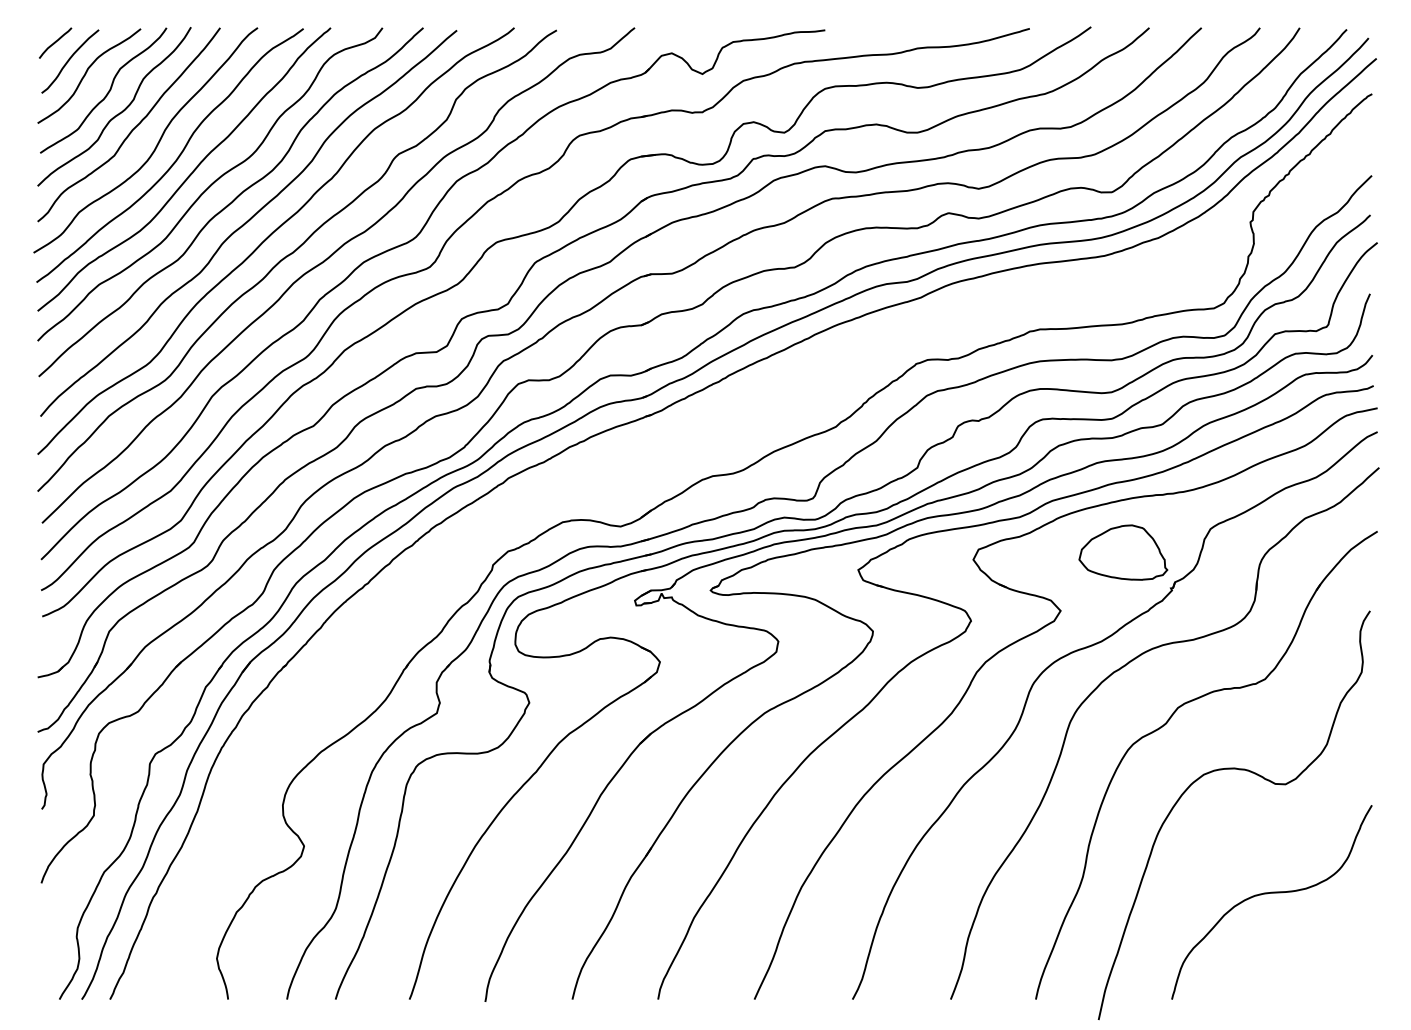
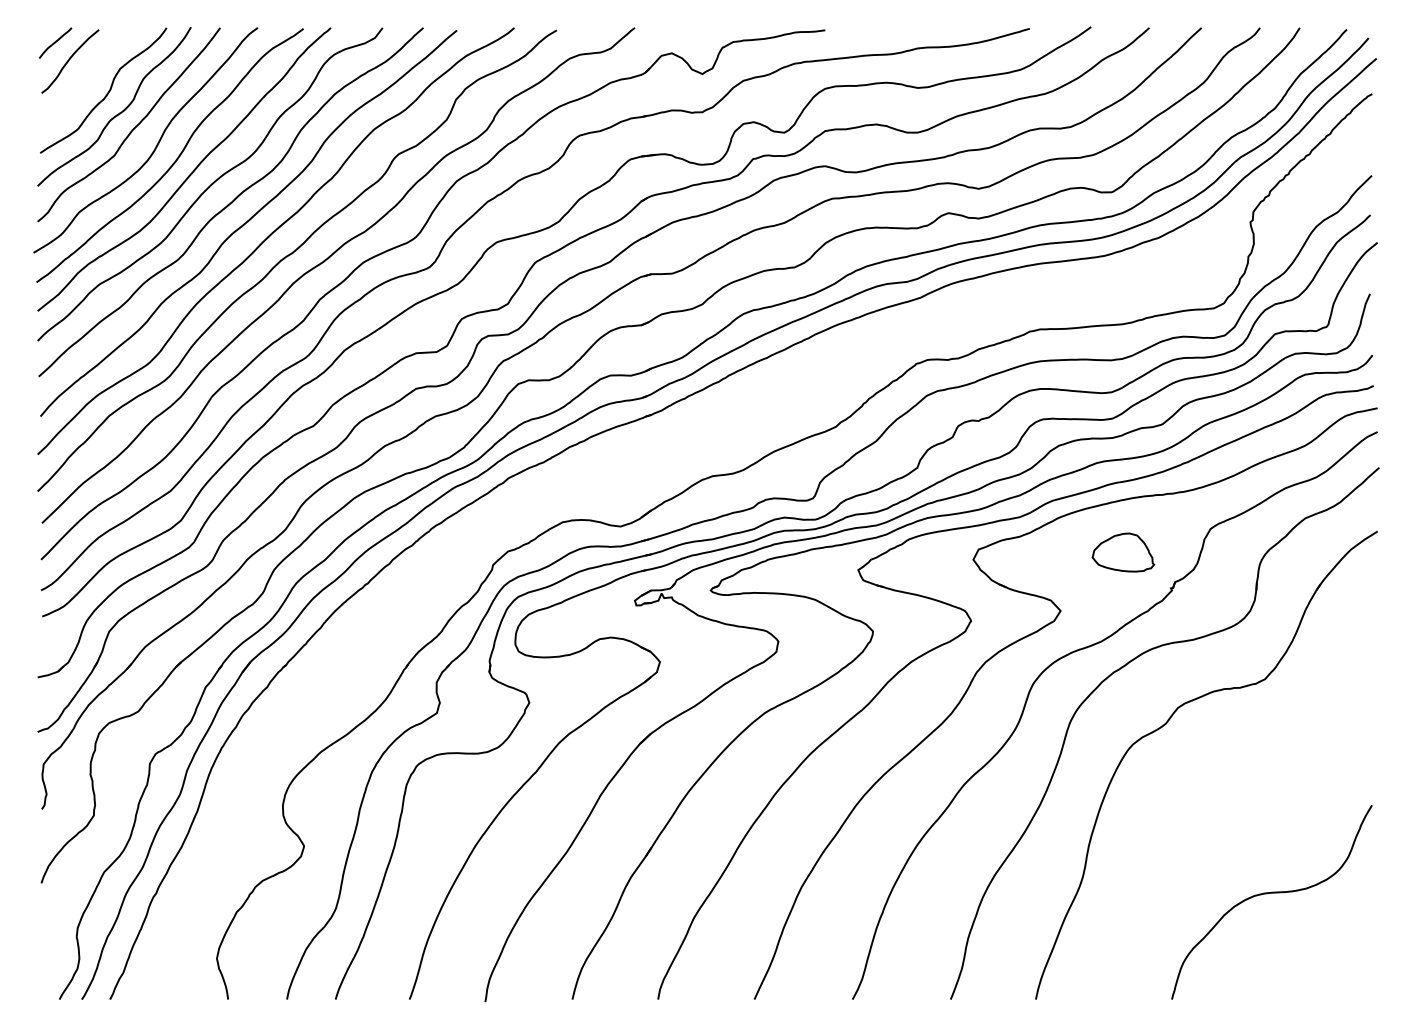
curve: present -> none (86, 74)
part size: 91x57 px -> 65x41 px (1123, 552)
curve: present -> none (1239, 770)
